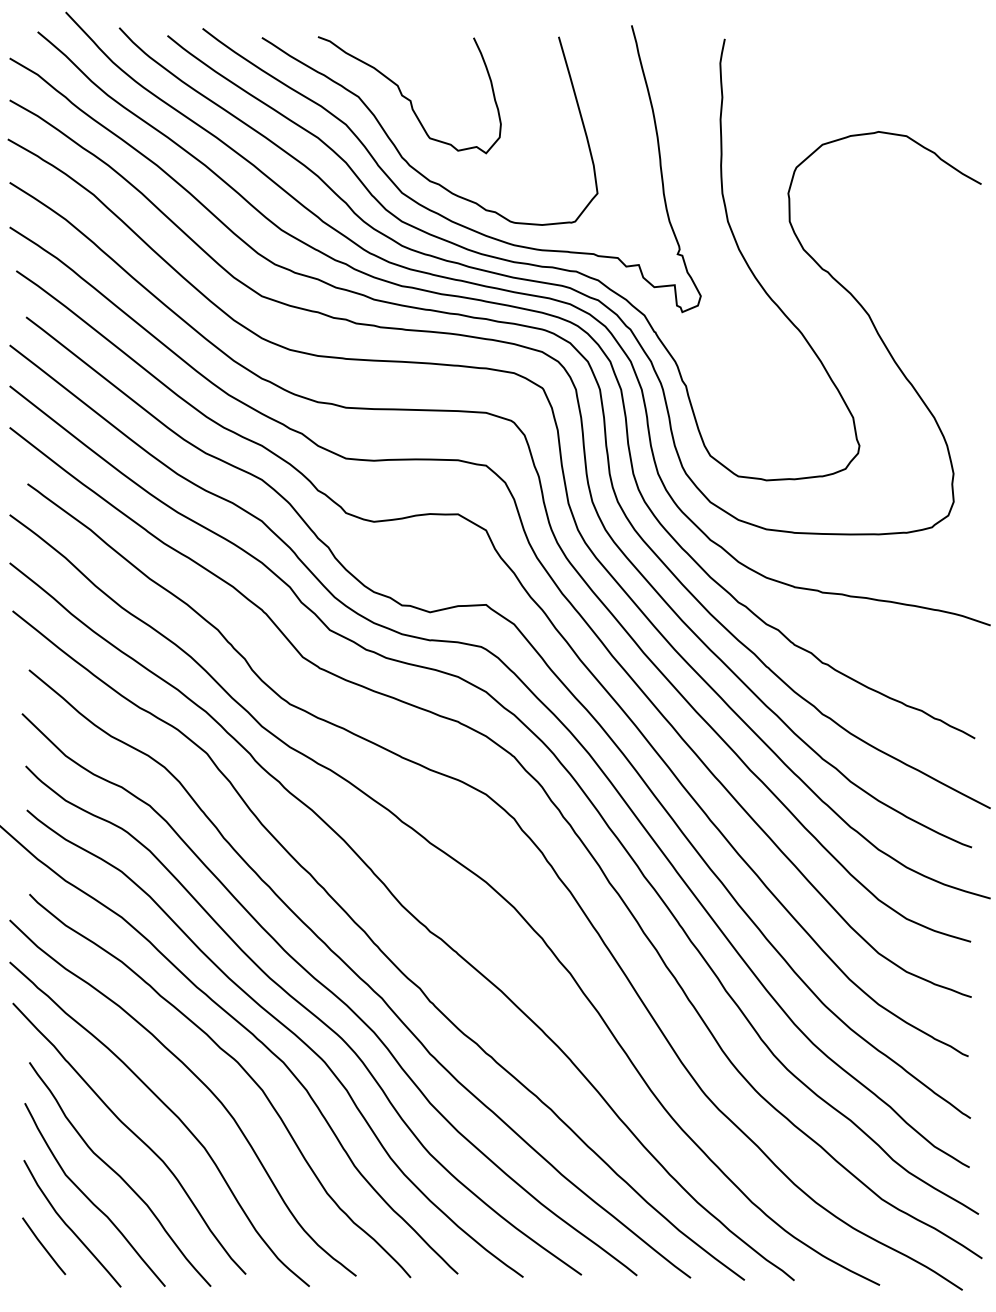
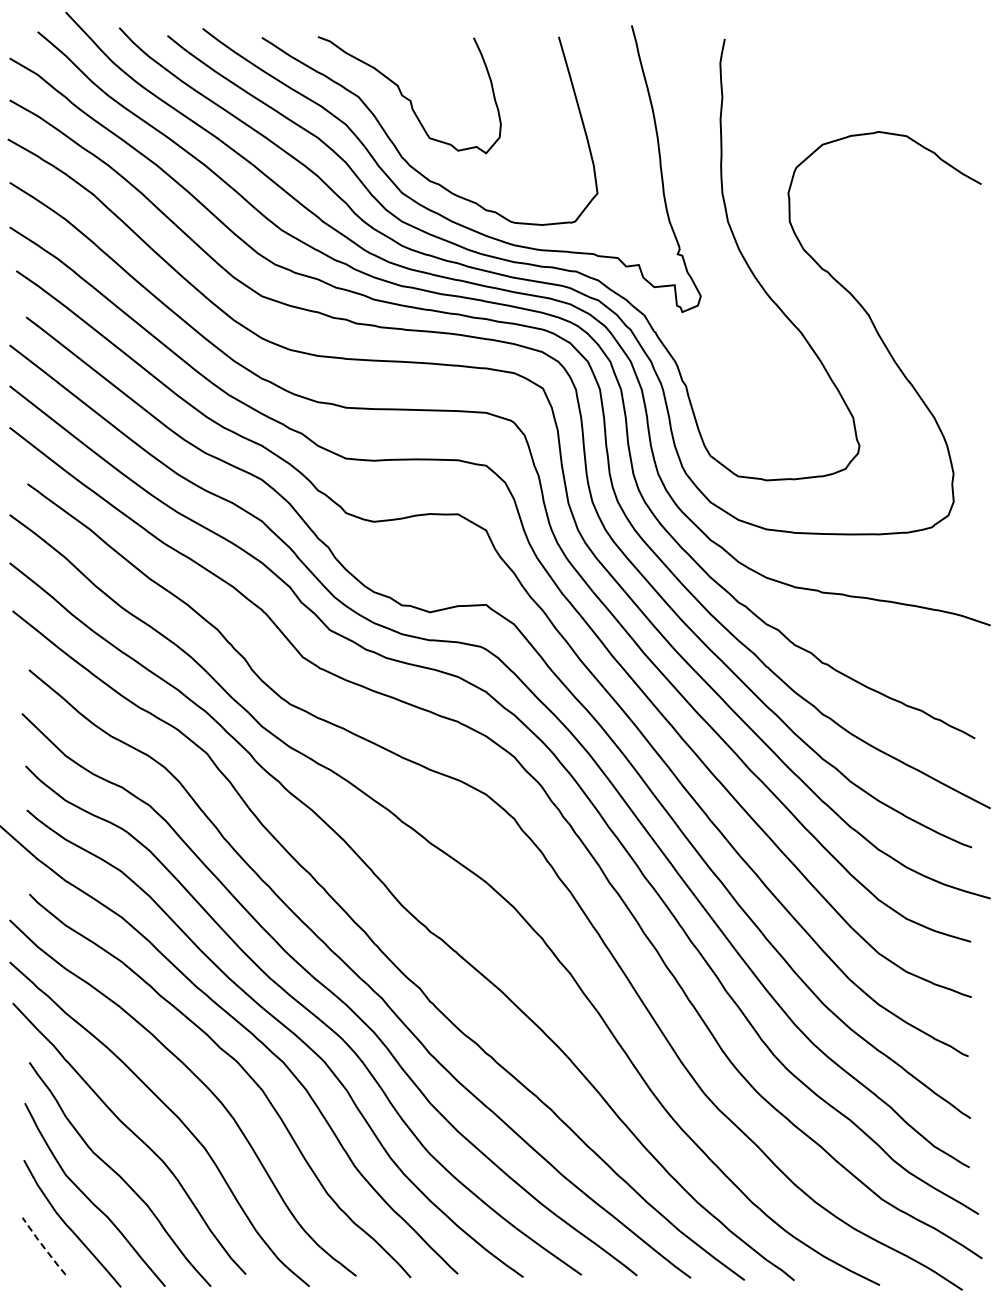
line: solid -> dashed (43, 1246)
